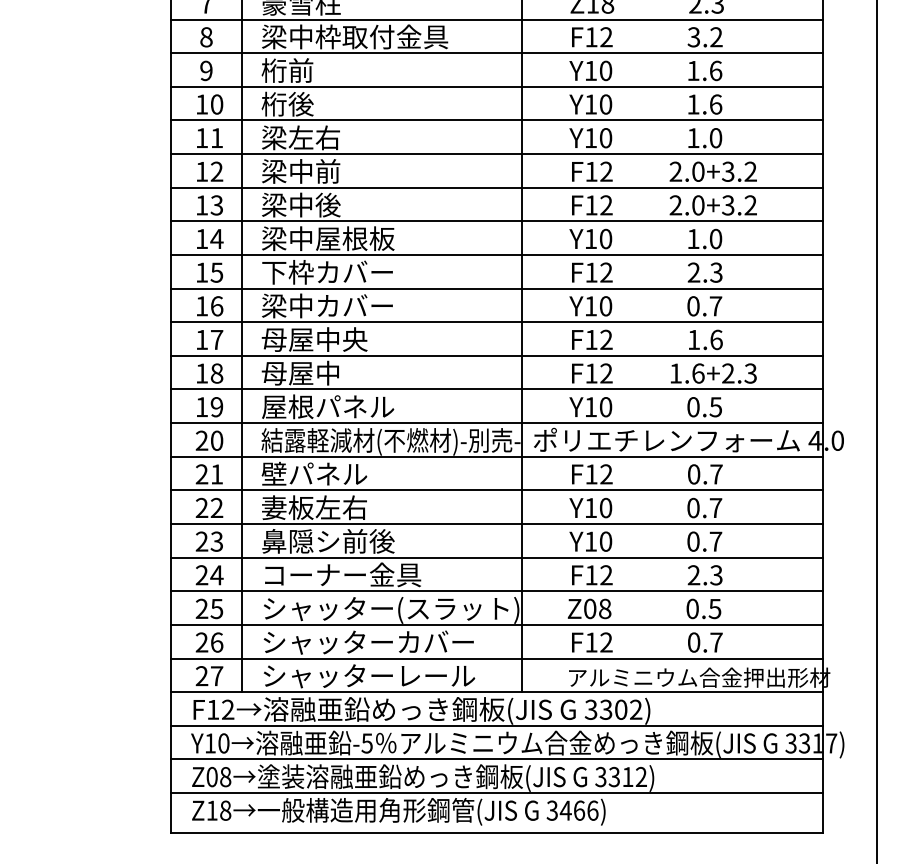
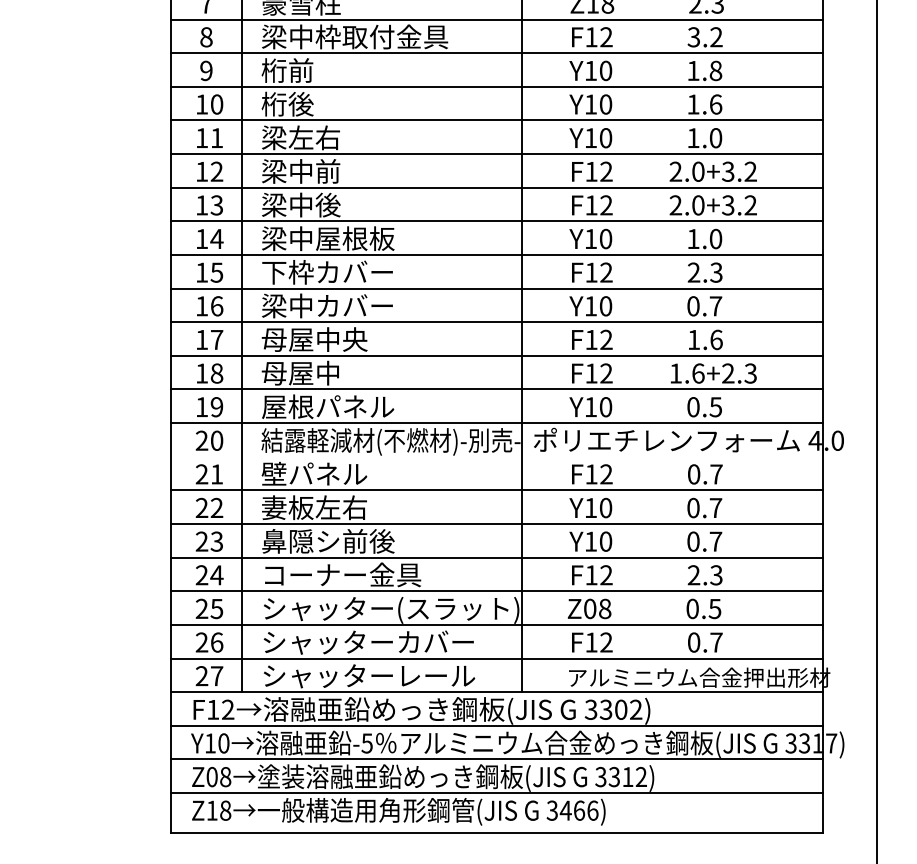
text: 1.6 -> 1.8 (715, 70)
line: present -> none (496, 456)
